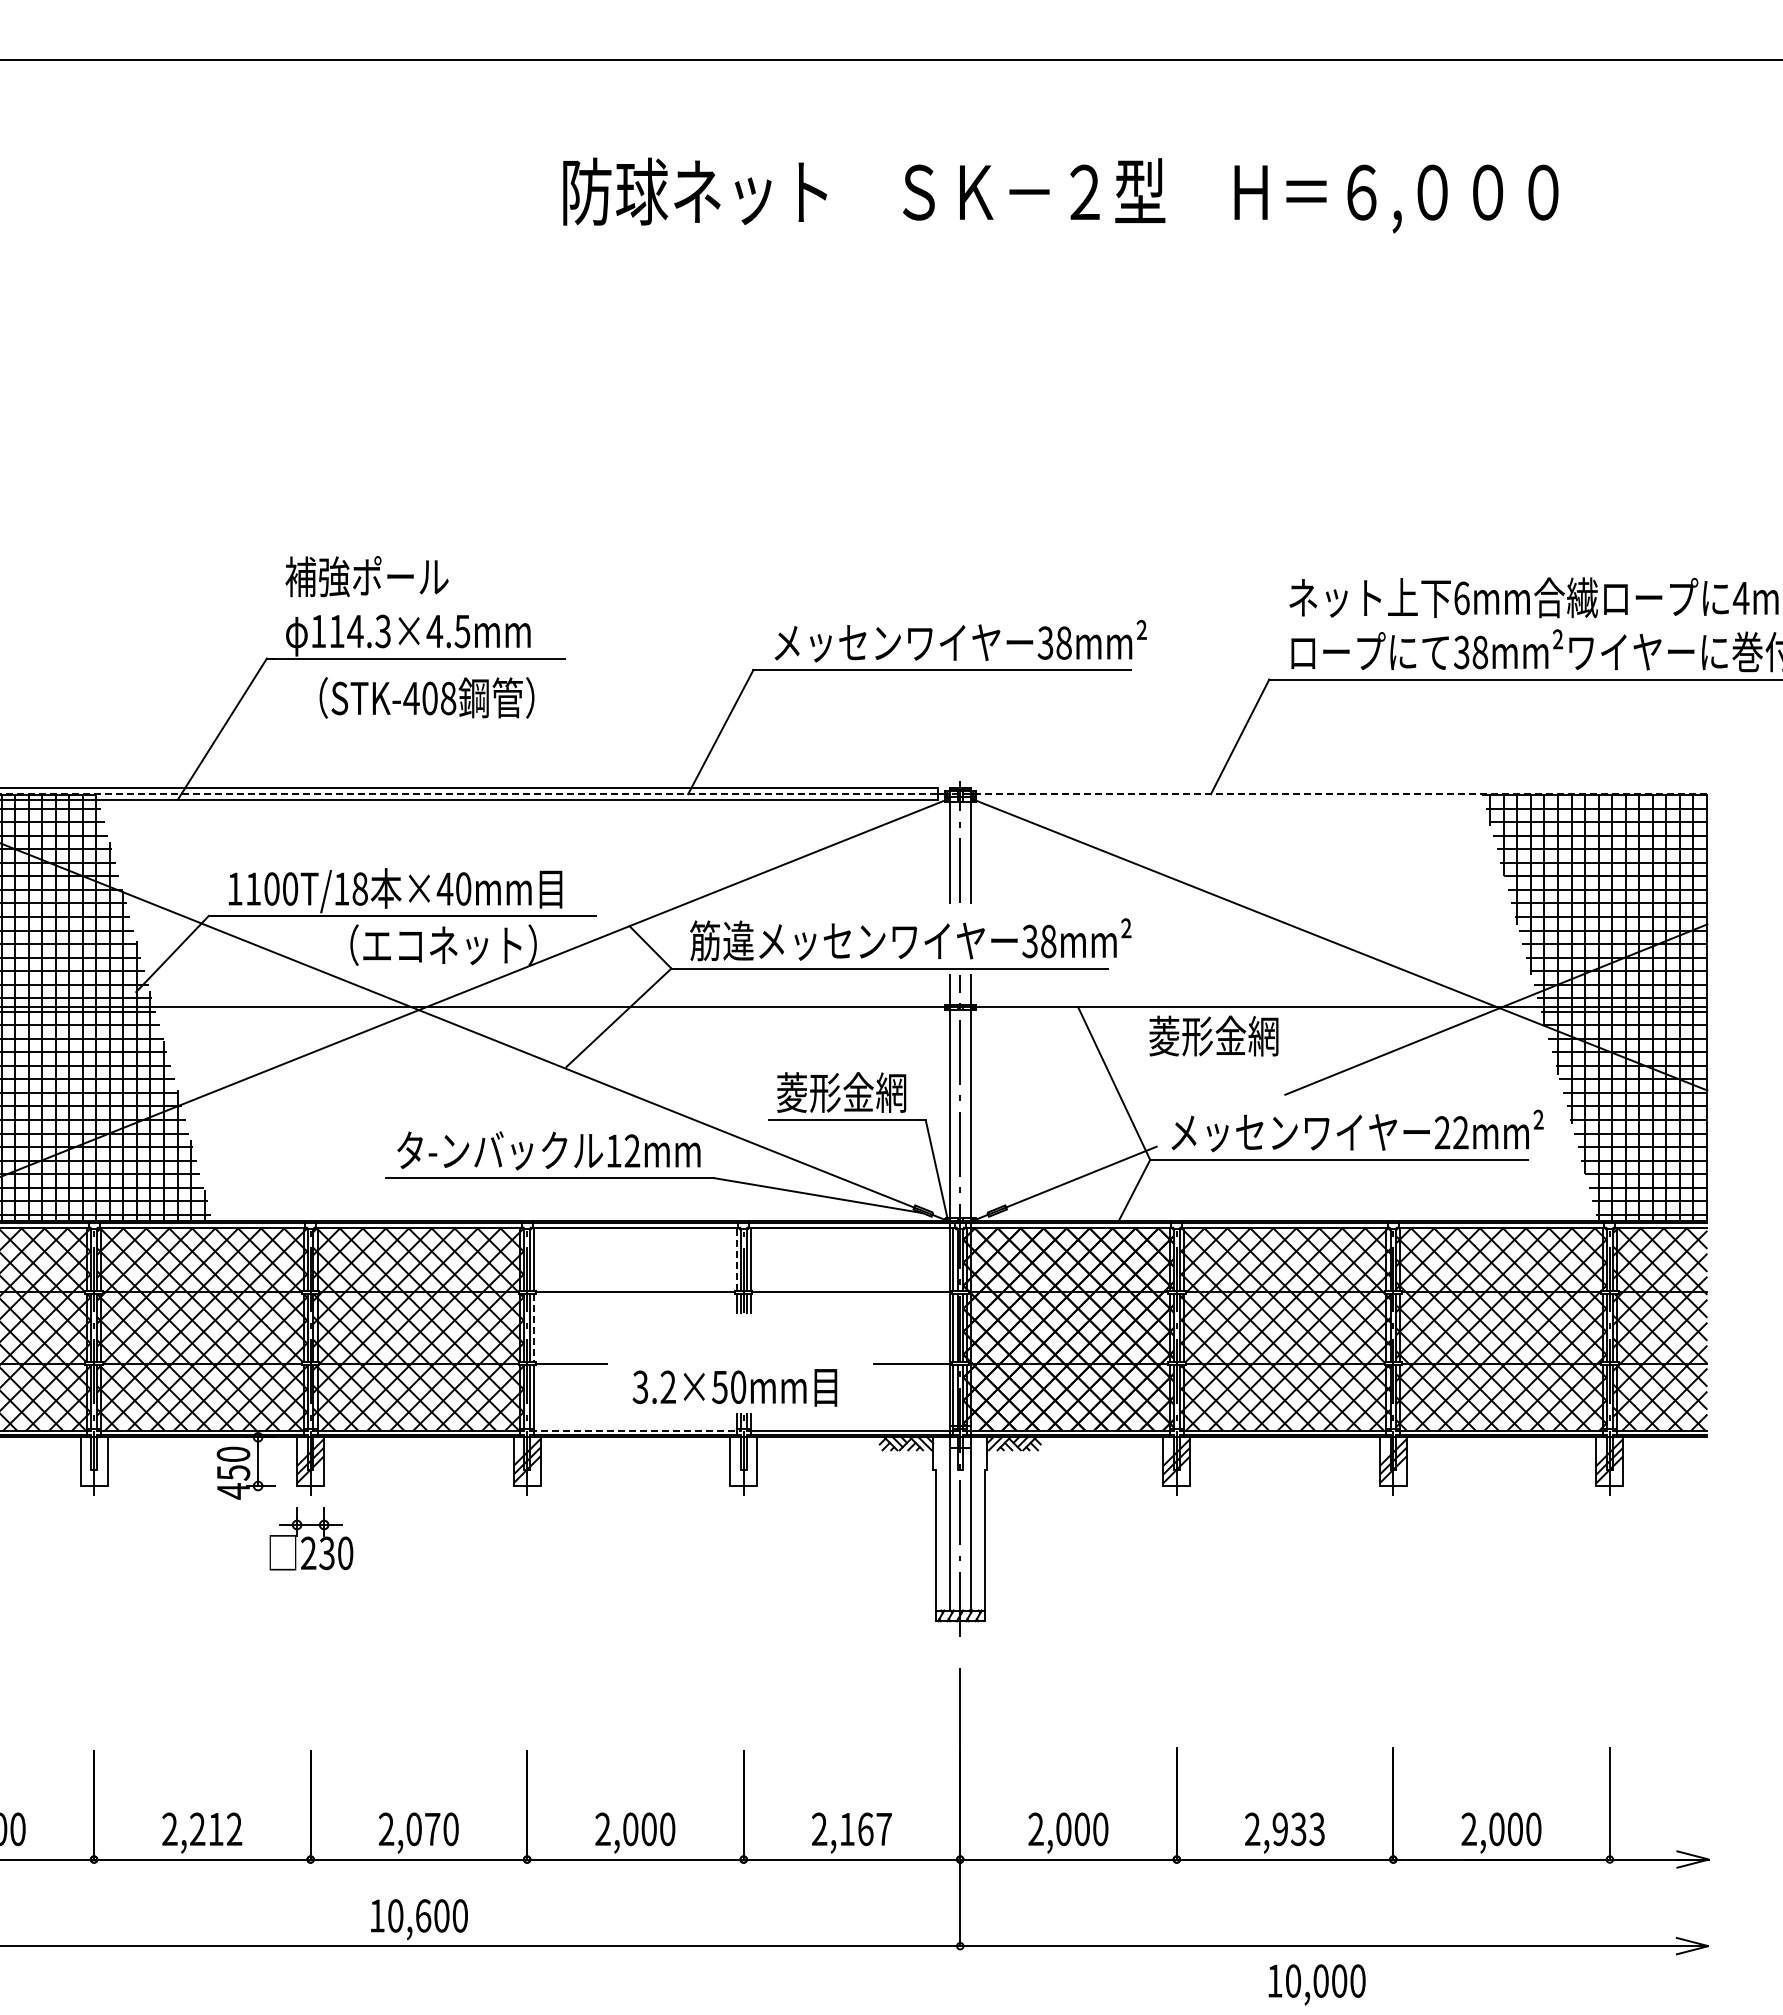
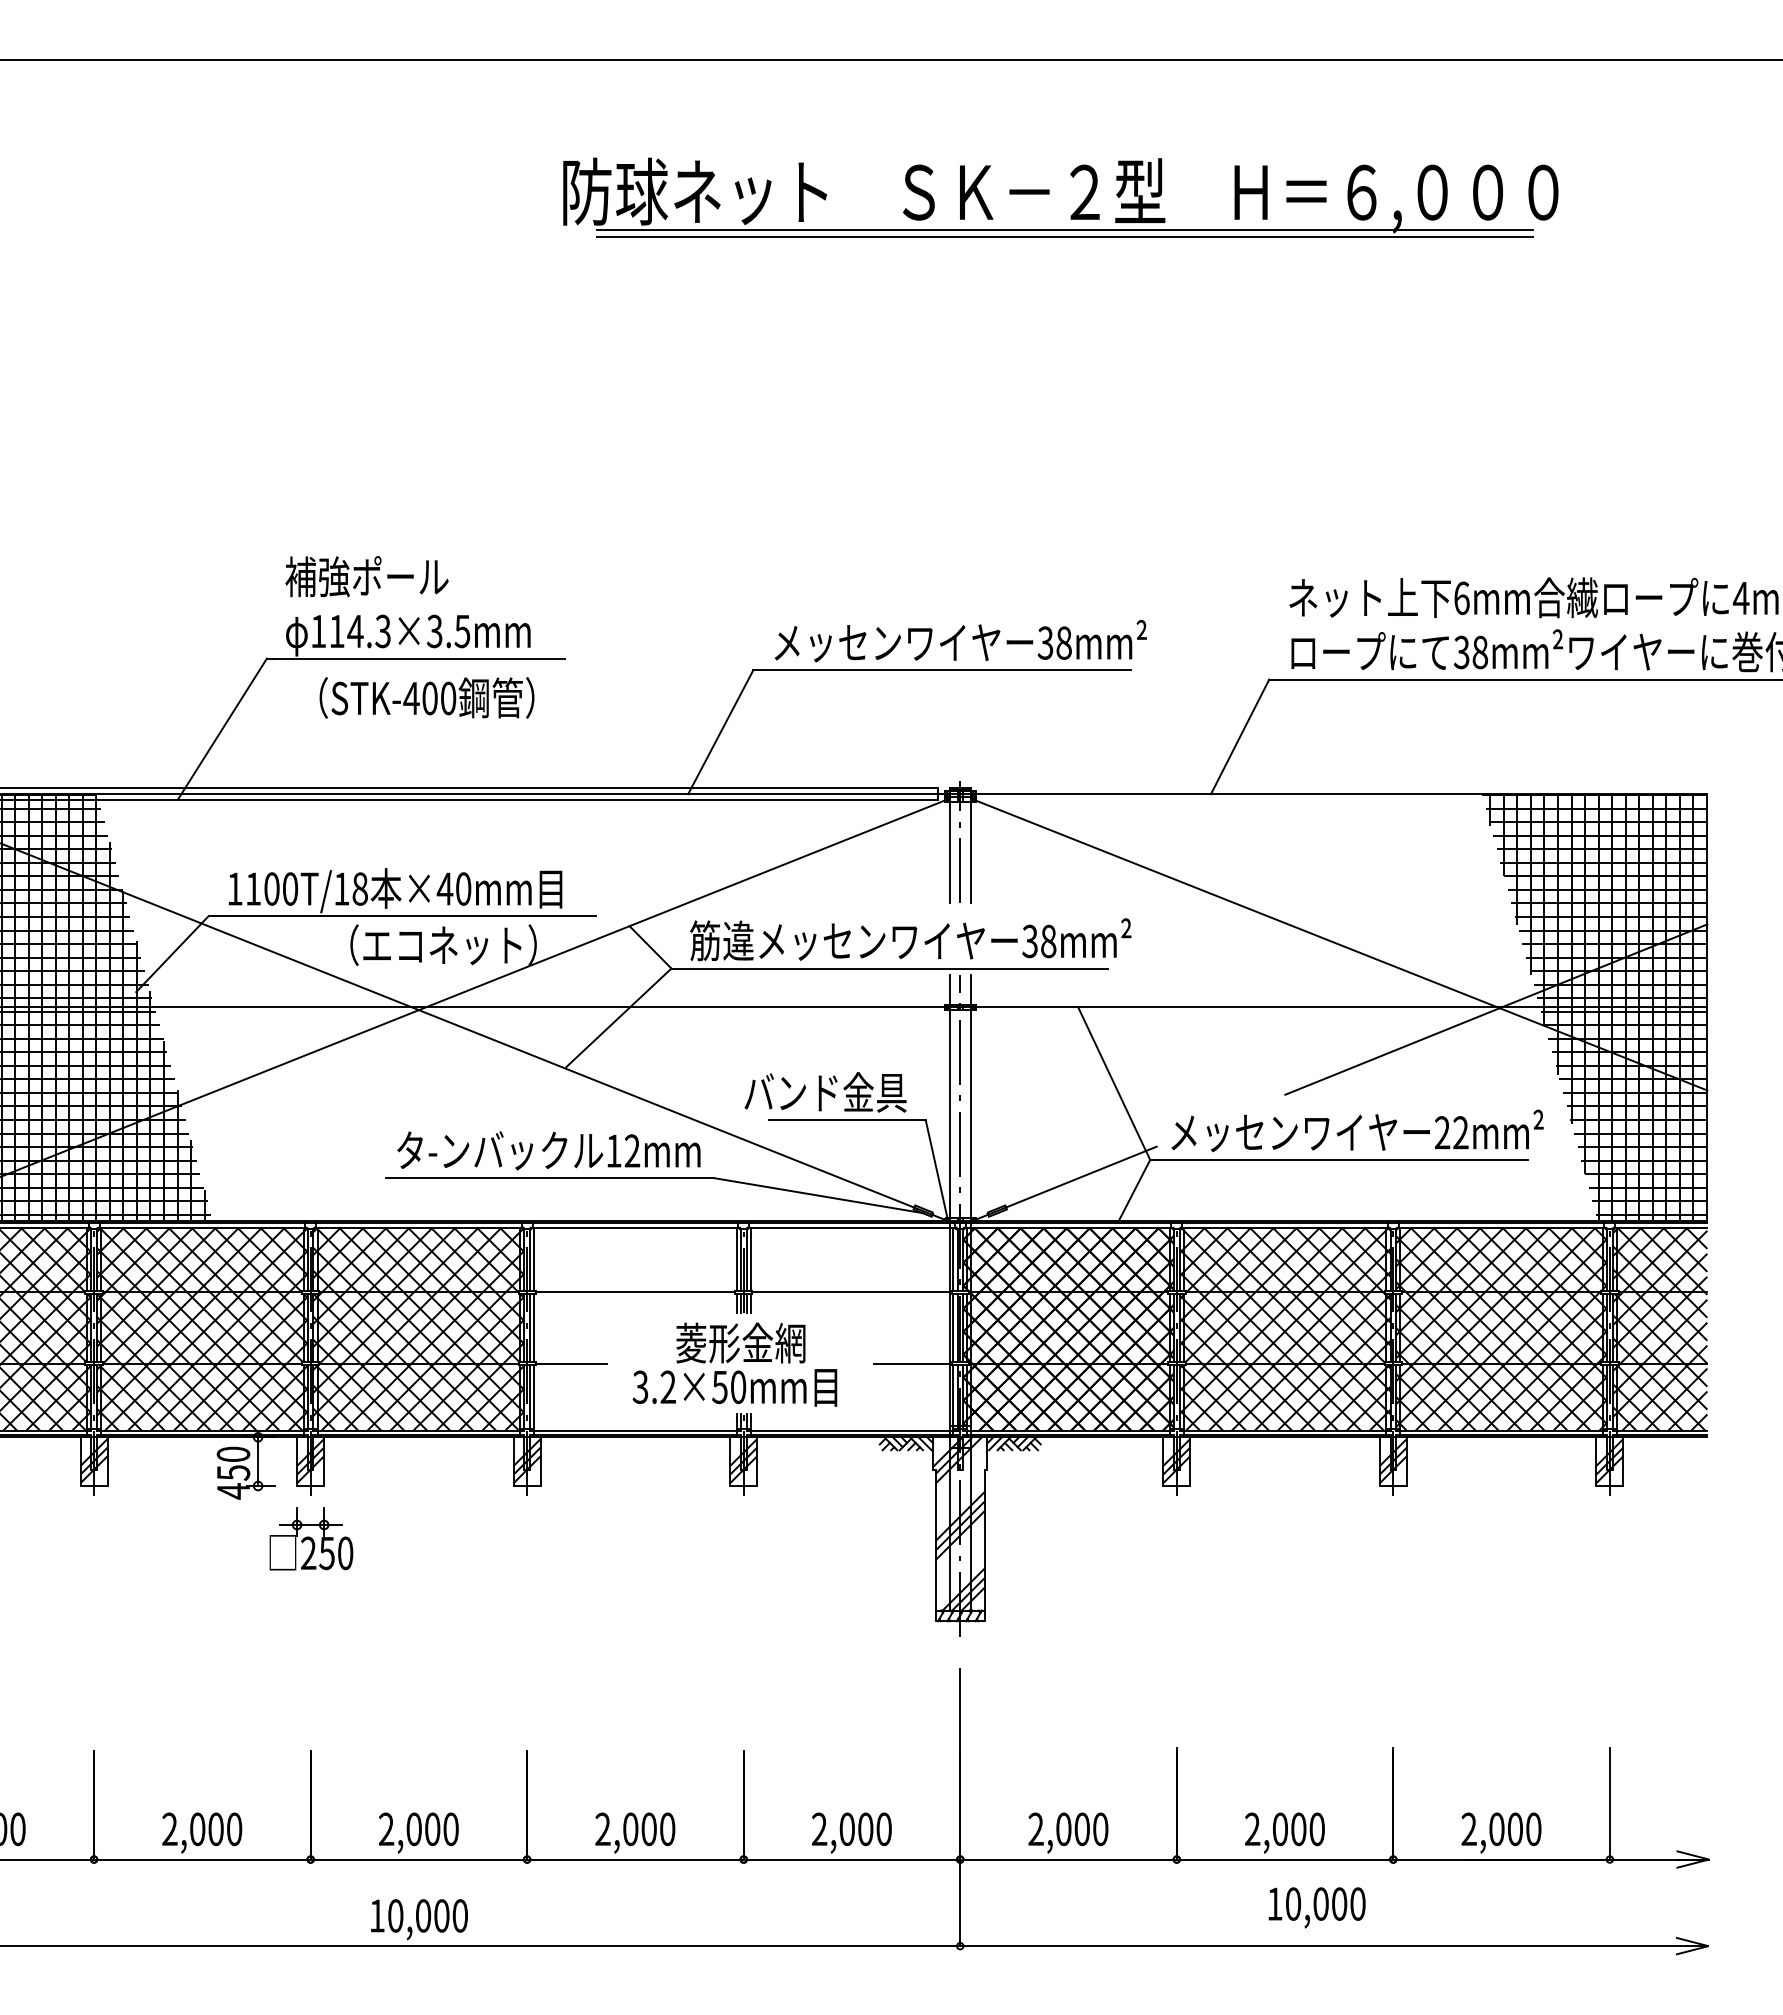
line: none -> present (1064, 230)
line: none -> present (1064, 236)
text: 114.3×4.5mm -> 114.3×3.5mm (434, 631)
text: STK-408 -> STK-400 (448, 698)
line: dashed -> solid (853, 794)
text position: (1213, 1035) -> (740, 1342) (740, 1342)
text: 菱形金網 -> バンド金具 (825, 1092)
line: dashed -> solid (736, 1259)
line: dashed -> solid (534, 1328)
line: dashed -> solid (635, 1430)
hatch: none -> present (93, 1460)
hatch: none -> present (743, 1460)
hatch: none -> present (958, 1523)
text: 230 -> 250 (326, 1552)
text: 2,212 -> 2,000 (216, 1829)
text: 2,070 -> 2,000 (432, 1829)
text: 2,167 -> 2,000 (865, 1829)
text: 2,933 -> 2,000 (1298, 1829)
text: 10,600 -> 10,000 (423, 1915)
text position: (1316, 1984) -> (1316, 1907) (1316, 1907)
